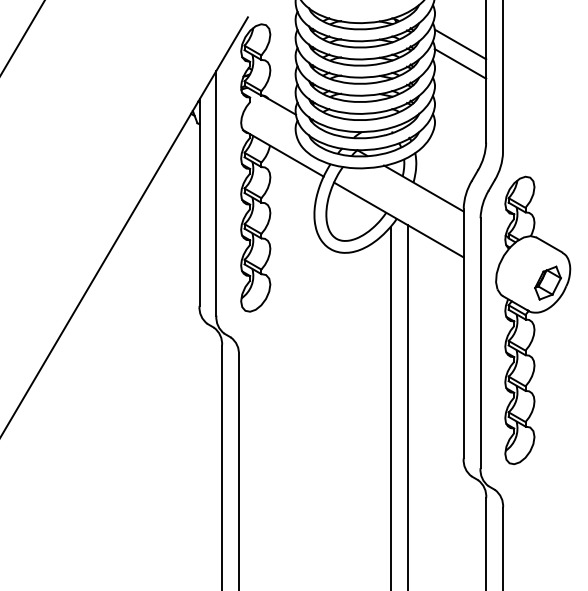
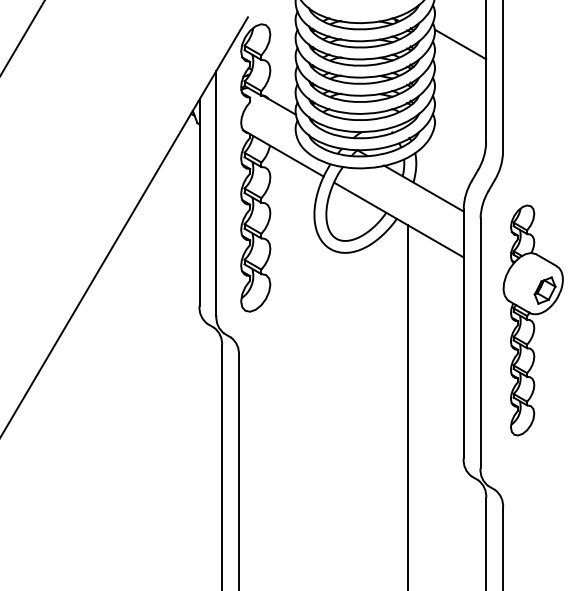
line: present -> none (460, 63)
part size: 77x291 px -> 62x233 px (532, 320)
line: present -> none (390, 406)
